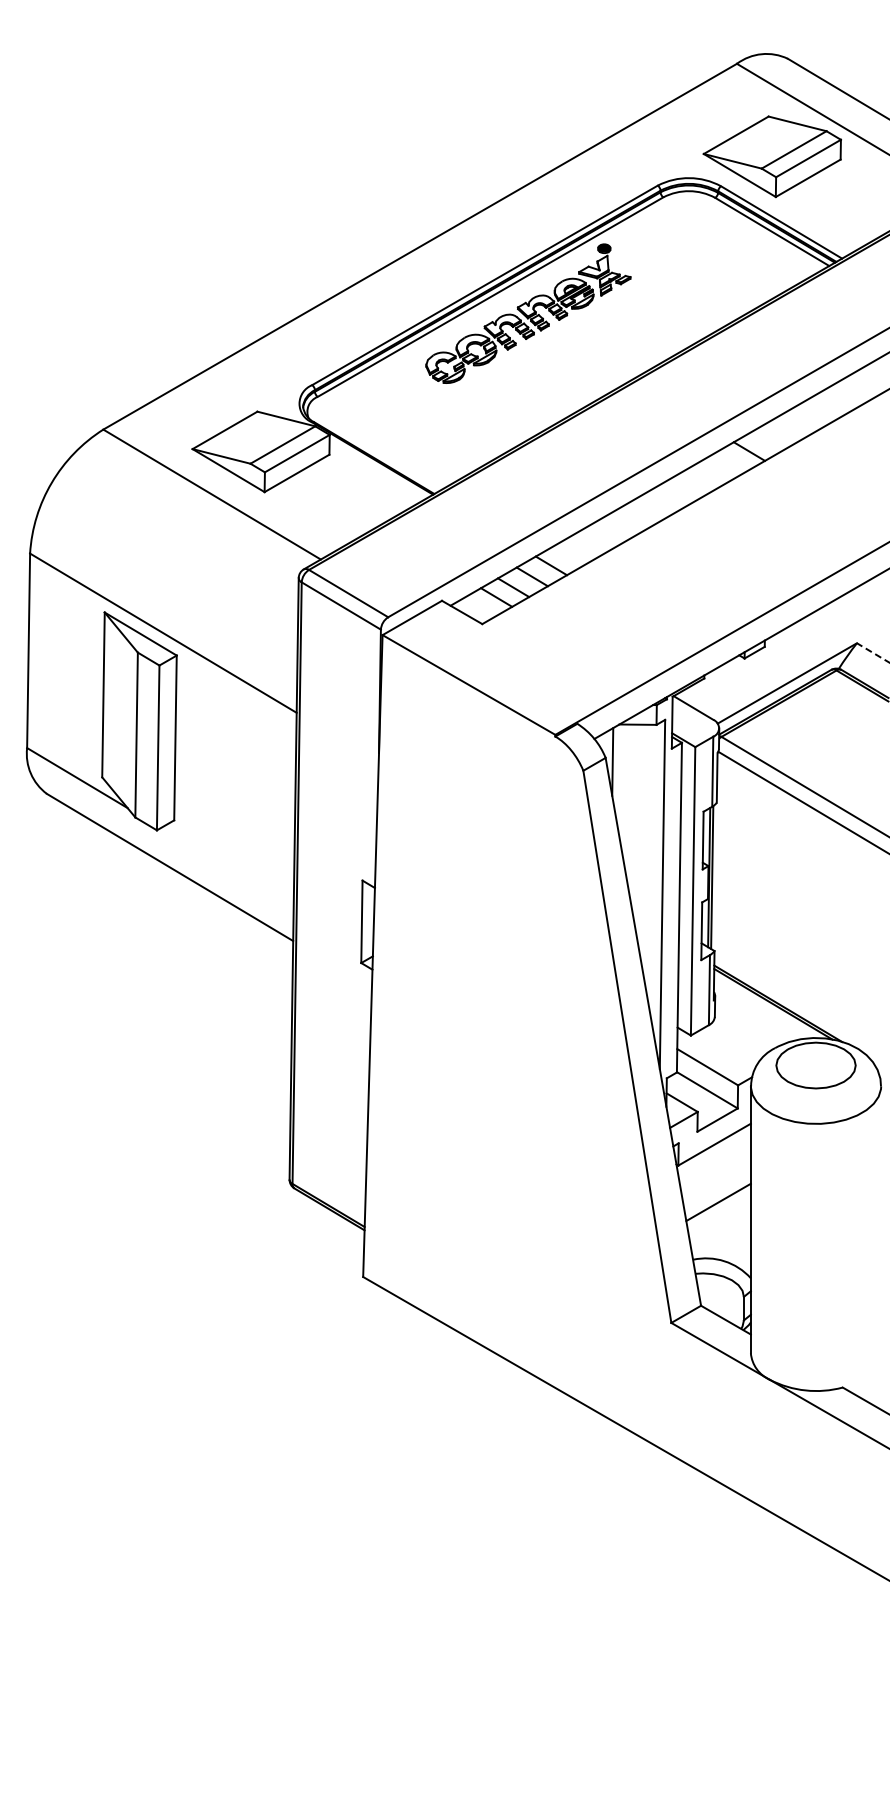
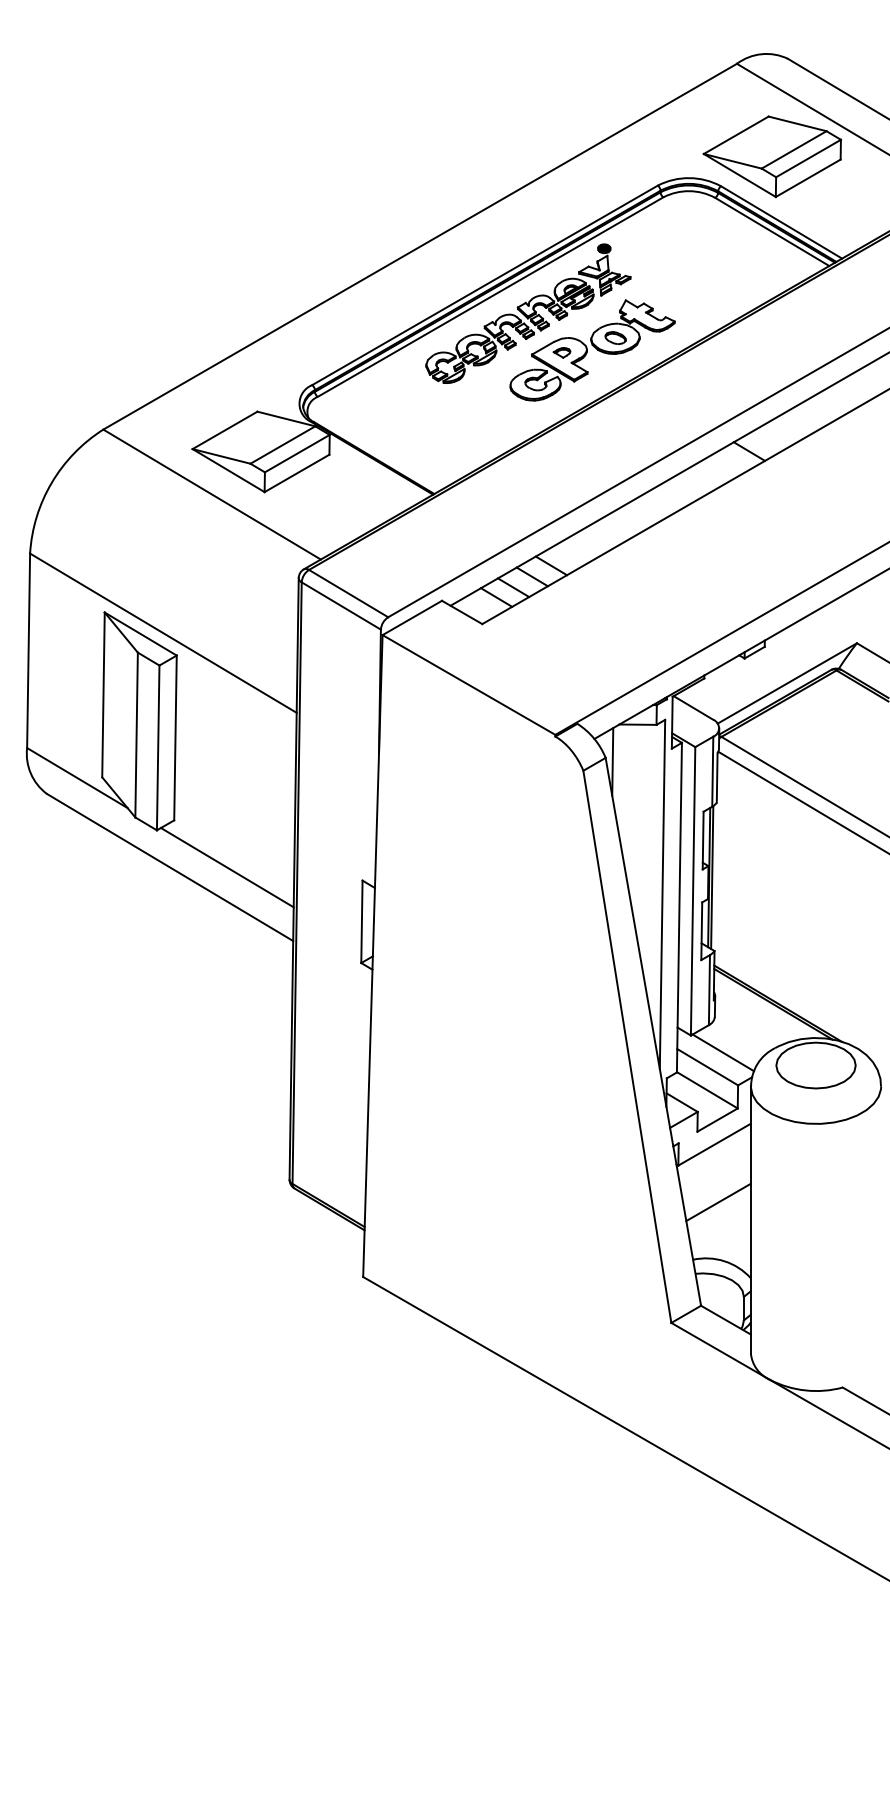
part: none -> present (592, 350)
line: dashed -> solid (872, 652)
line: none -> present (226, 867)
line: none -> present (723, 1052)
